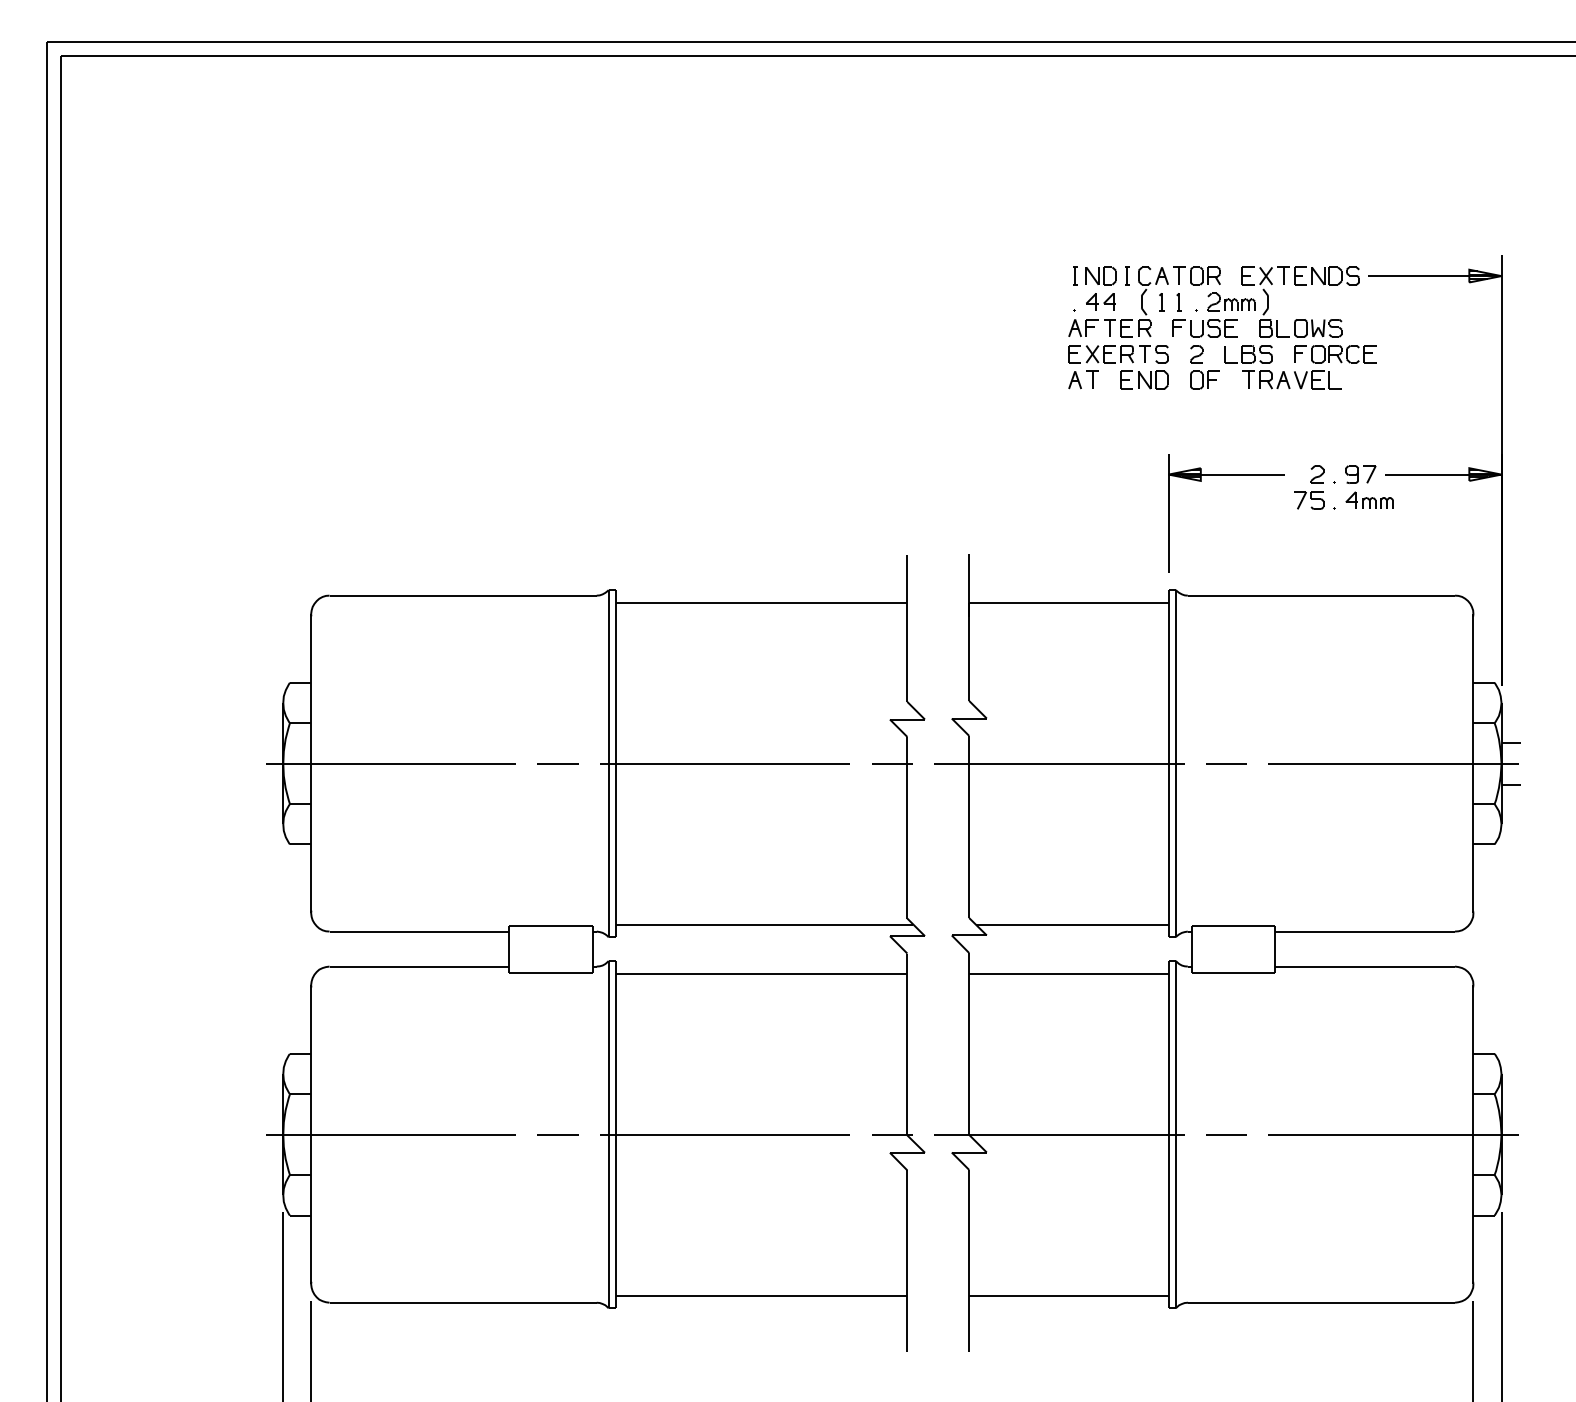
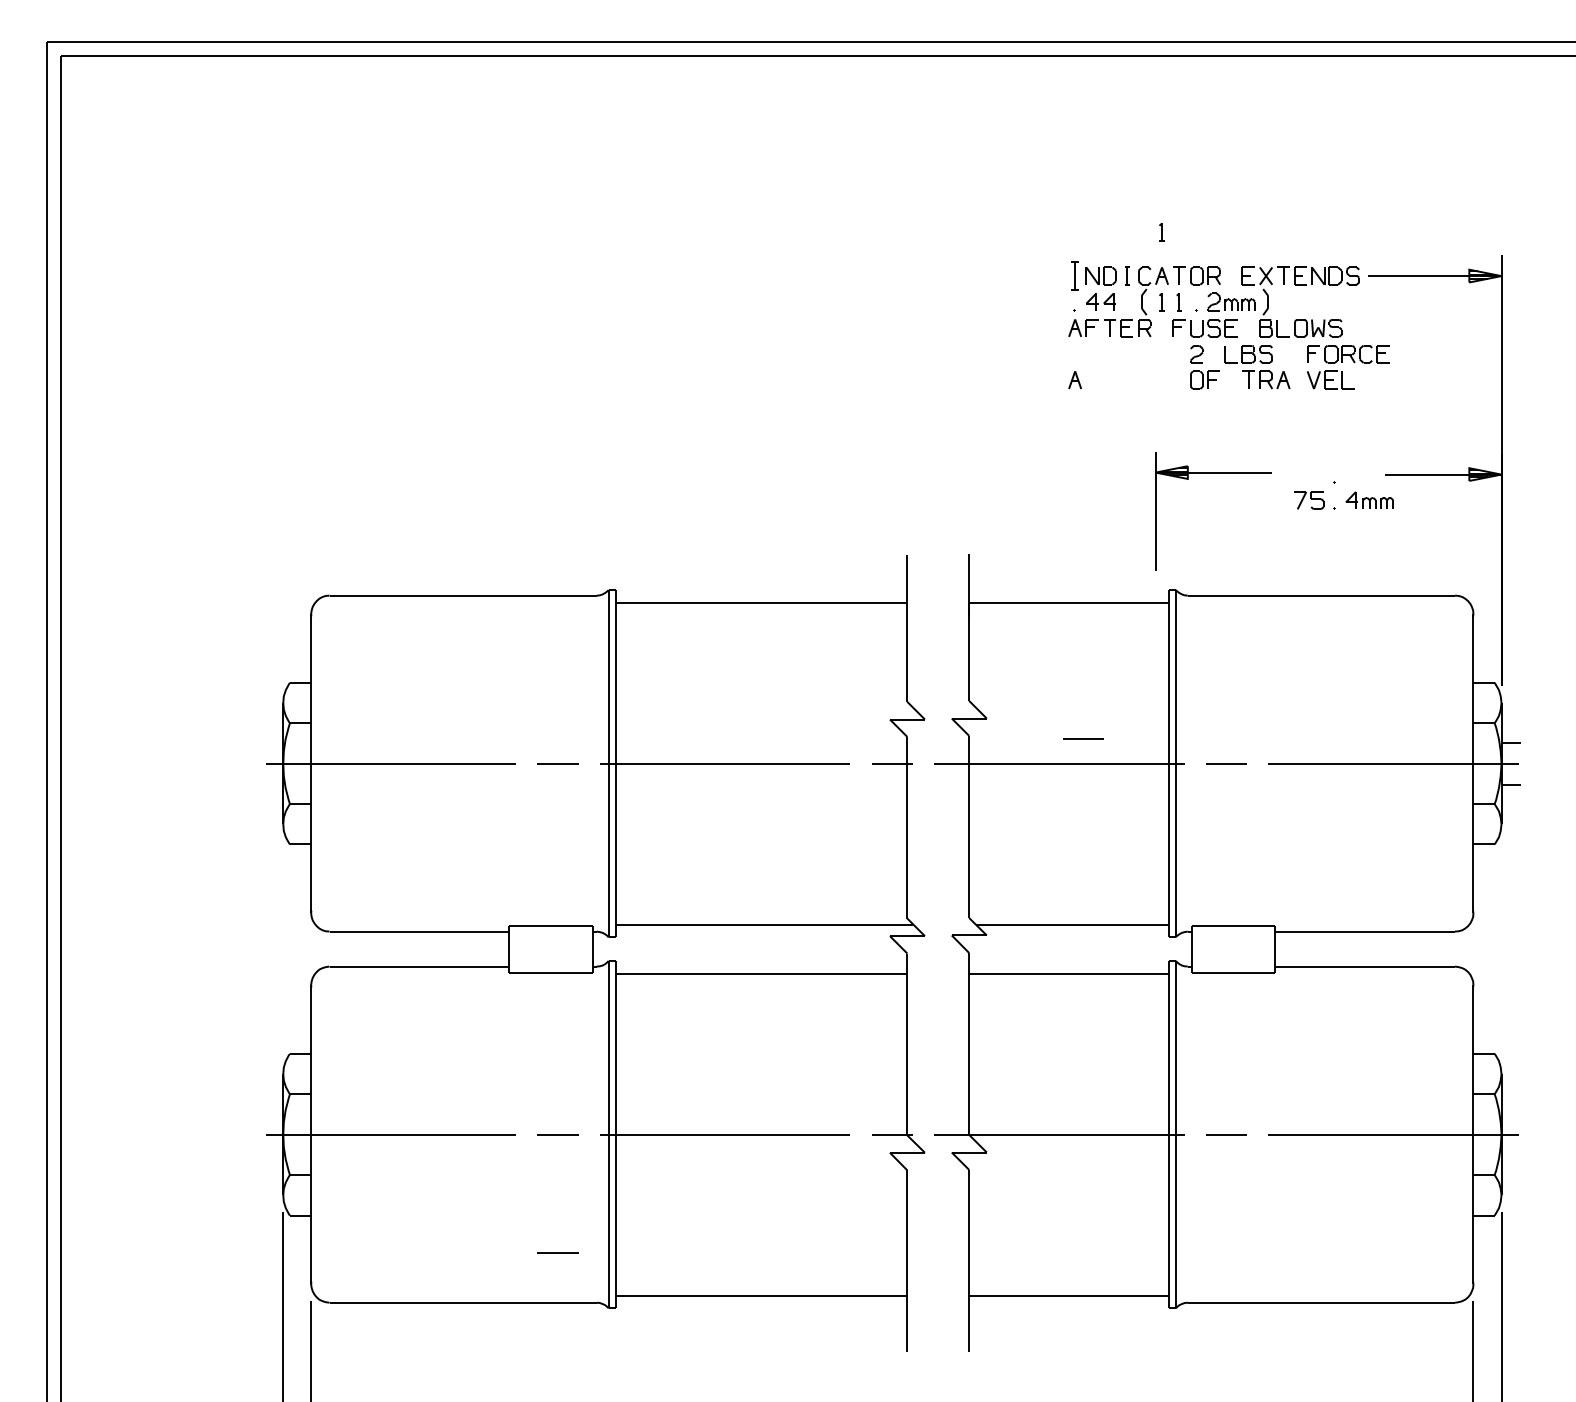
part: none -> present (1161, 232)
part size: 5x20 px -> 8x30 px (1074, 275)
part position: (1340, 362) -> (1353, 362) (1353, 362)
part: present -> none (1118, 367)
part: present -> none (1317, 474)
part: present -> none (1360, 474)
part position: (1226, 475) -> (1213, 473) (1213, 473)
line: none -> present (1083, 738)
line: none -> present (557, 1252)
